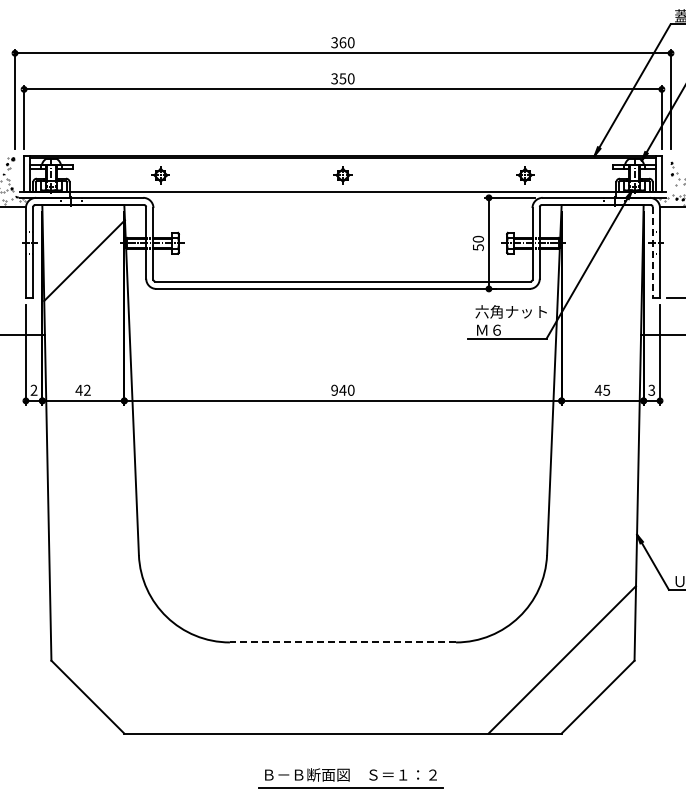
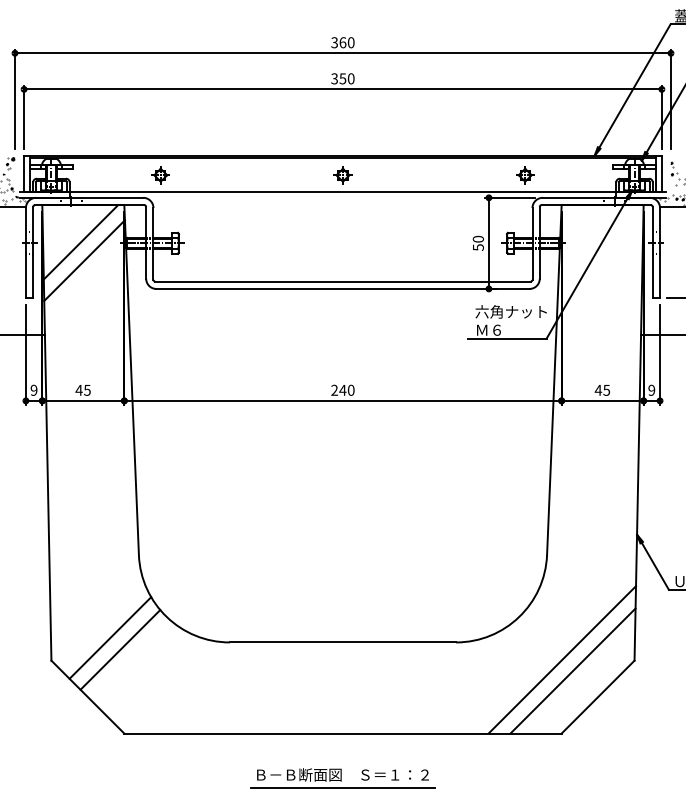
line: none -> present (80, 242)
line: dashed -> solid (652, 252)
text: 42 -> 45 (87, 389)
text: 2 -> 9 (33, 390)
text: 940 -> 240 (334, 390)
text: 3 -> 9 (651, 390)
line: none -> present (110, 637)
line: dashed -> solid (342, 642)
line: none -> present (120, 649)
line: none -> present (572, 670)
part position: (350, 778) -> (342, 778) (342, 778)
